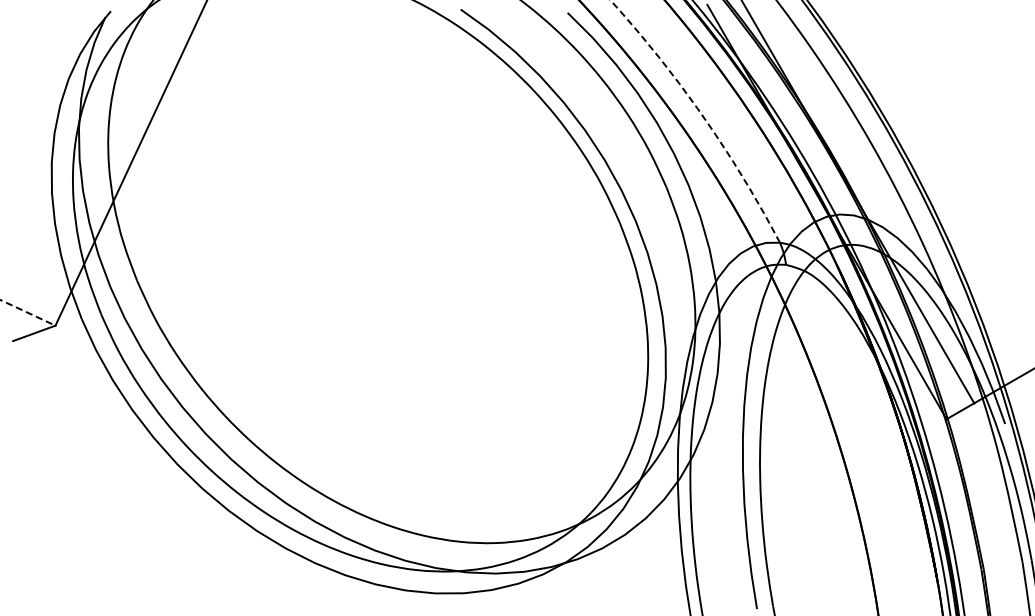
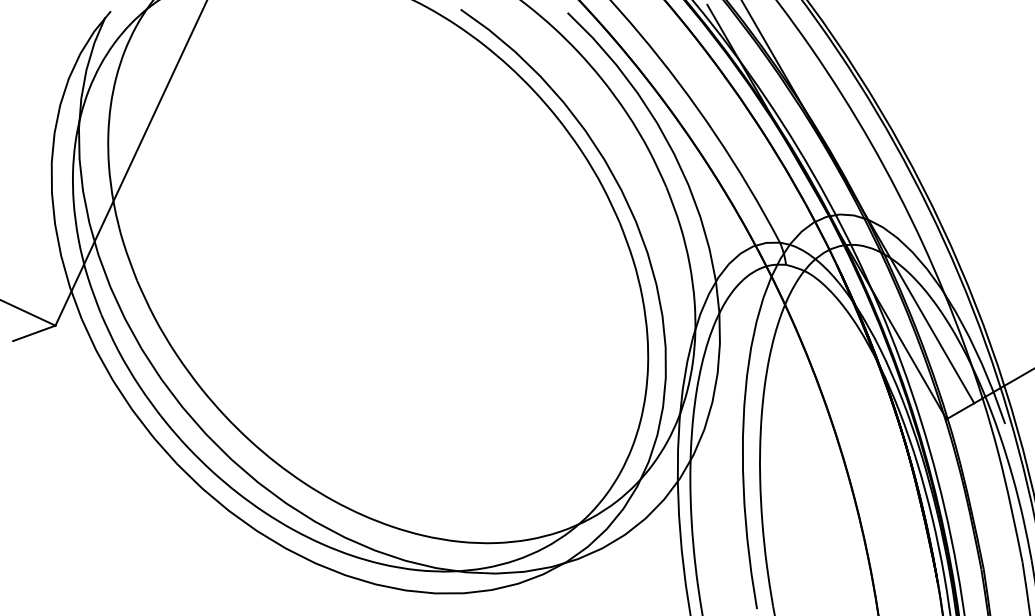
arc: dashed -> solid (702, 115)
line: dashed -> solid (28, 313)
